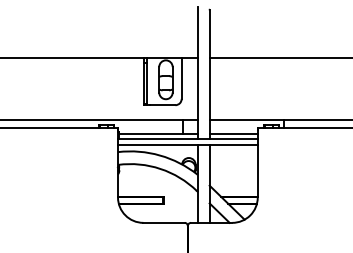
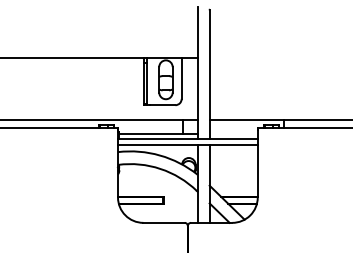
line: present -> none (279, 57)
line: present -> none (233, 133)
